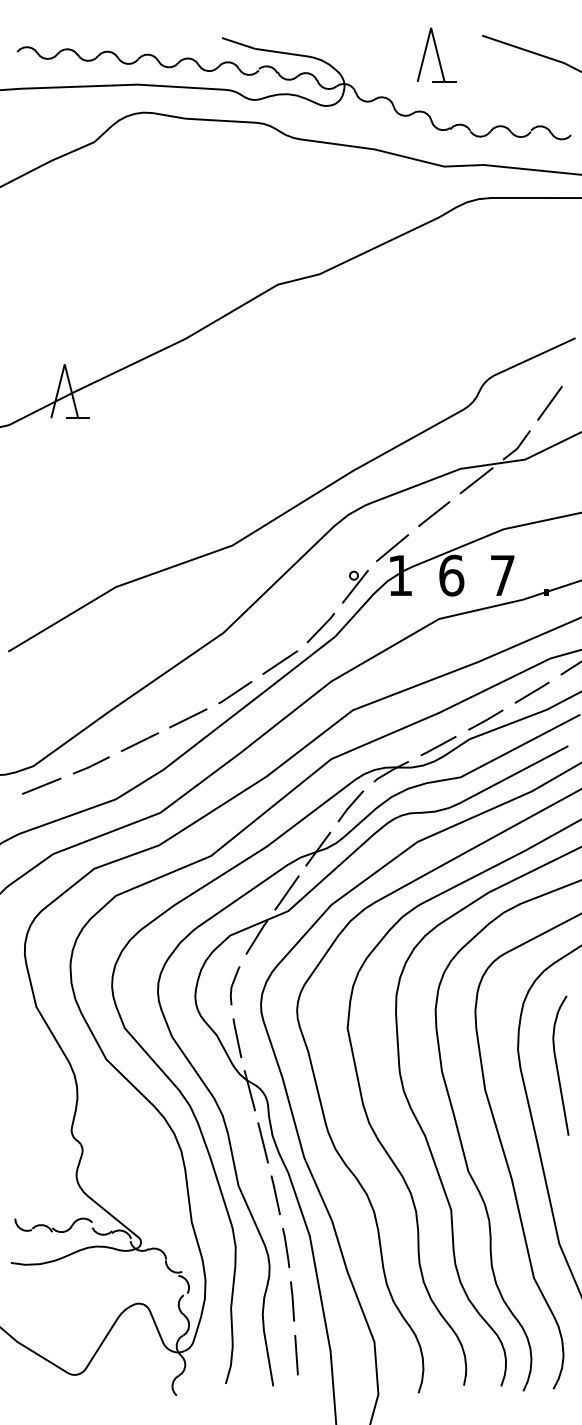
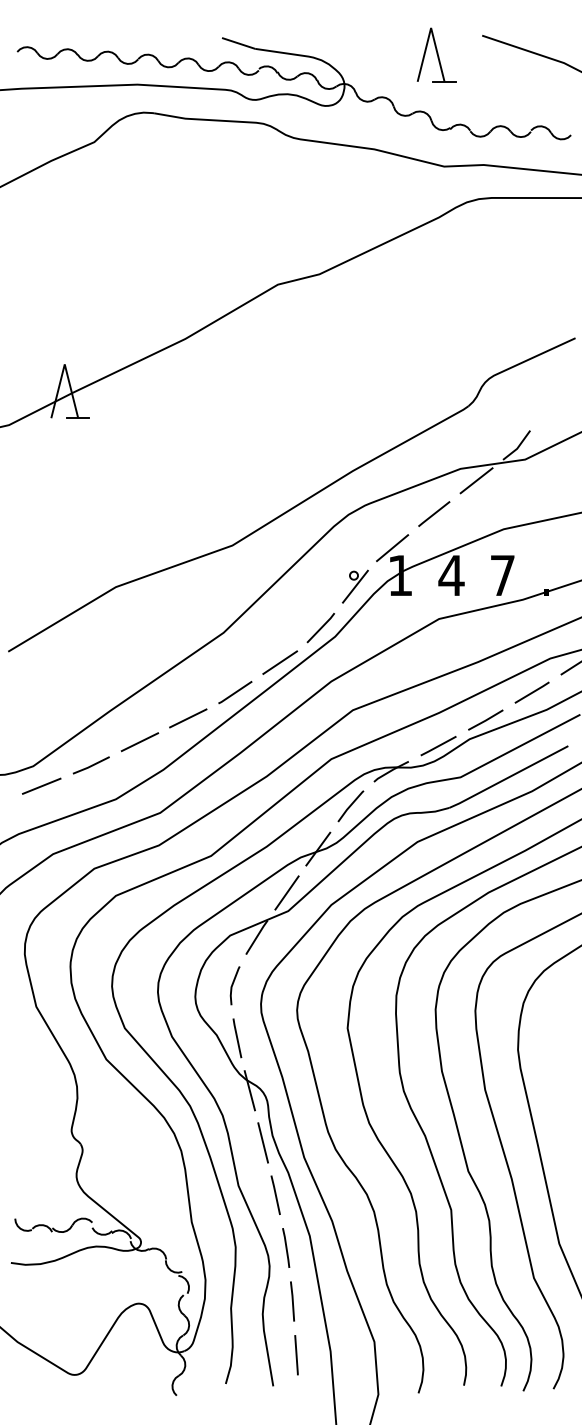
line: present -> none (549, 403)
text: 6 -> 4 (451, 575)
curve: present -> none (557, 1065)
